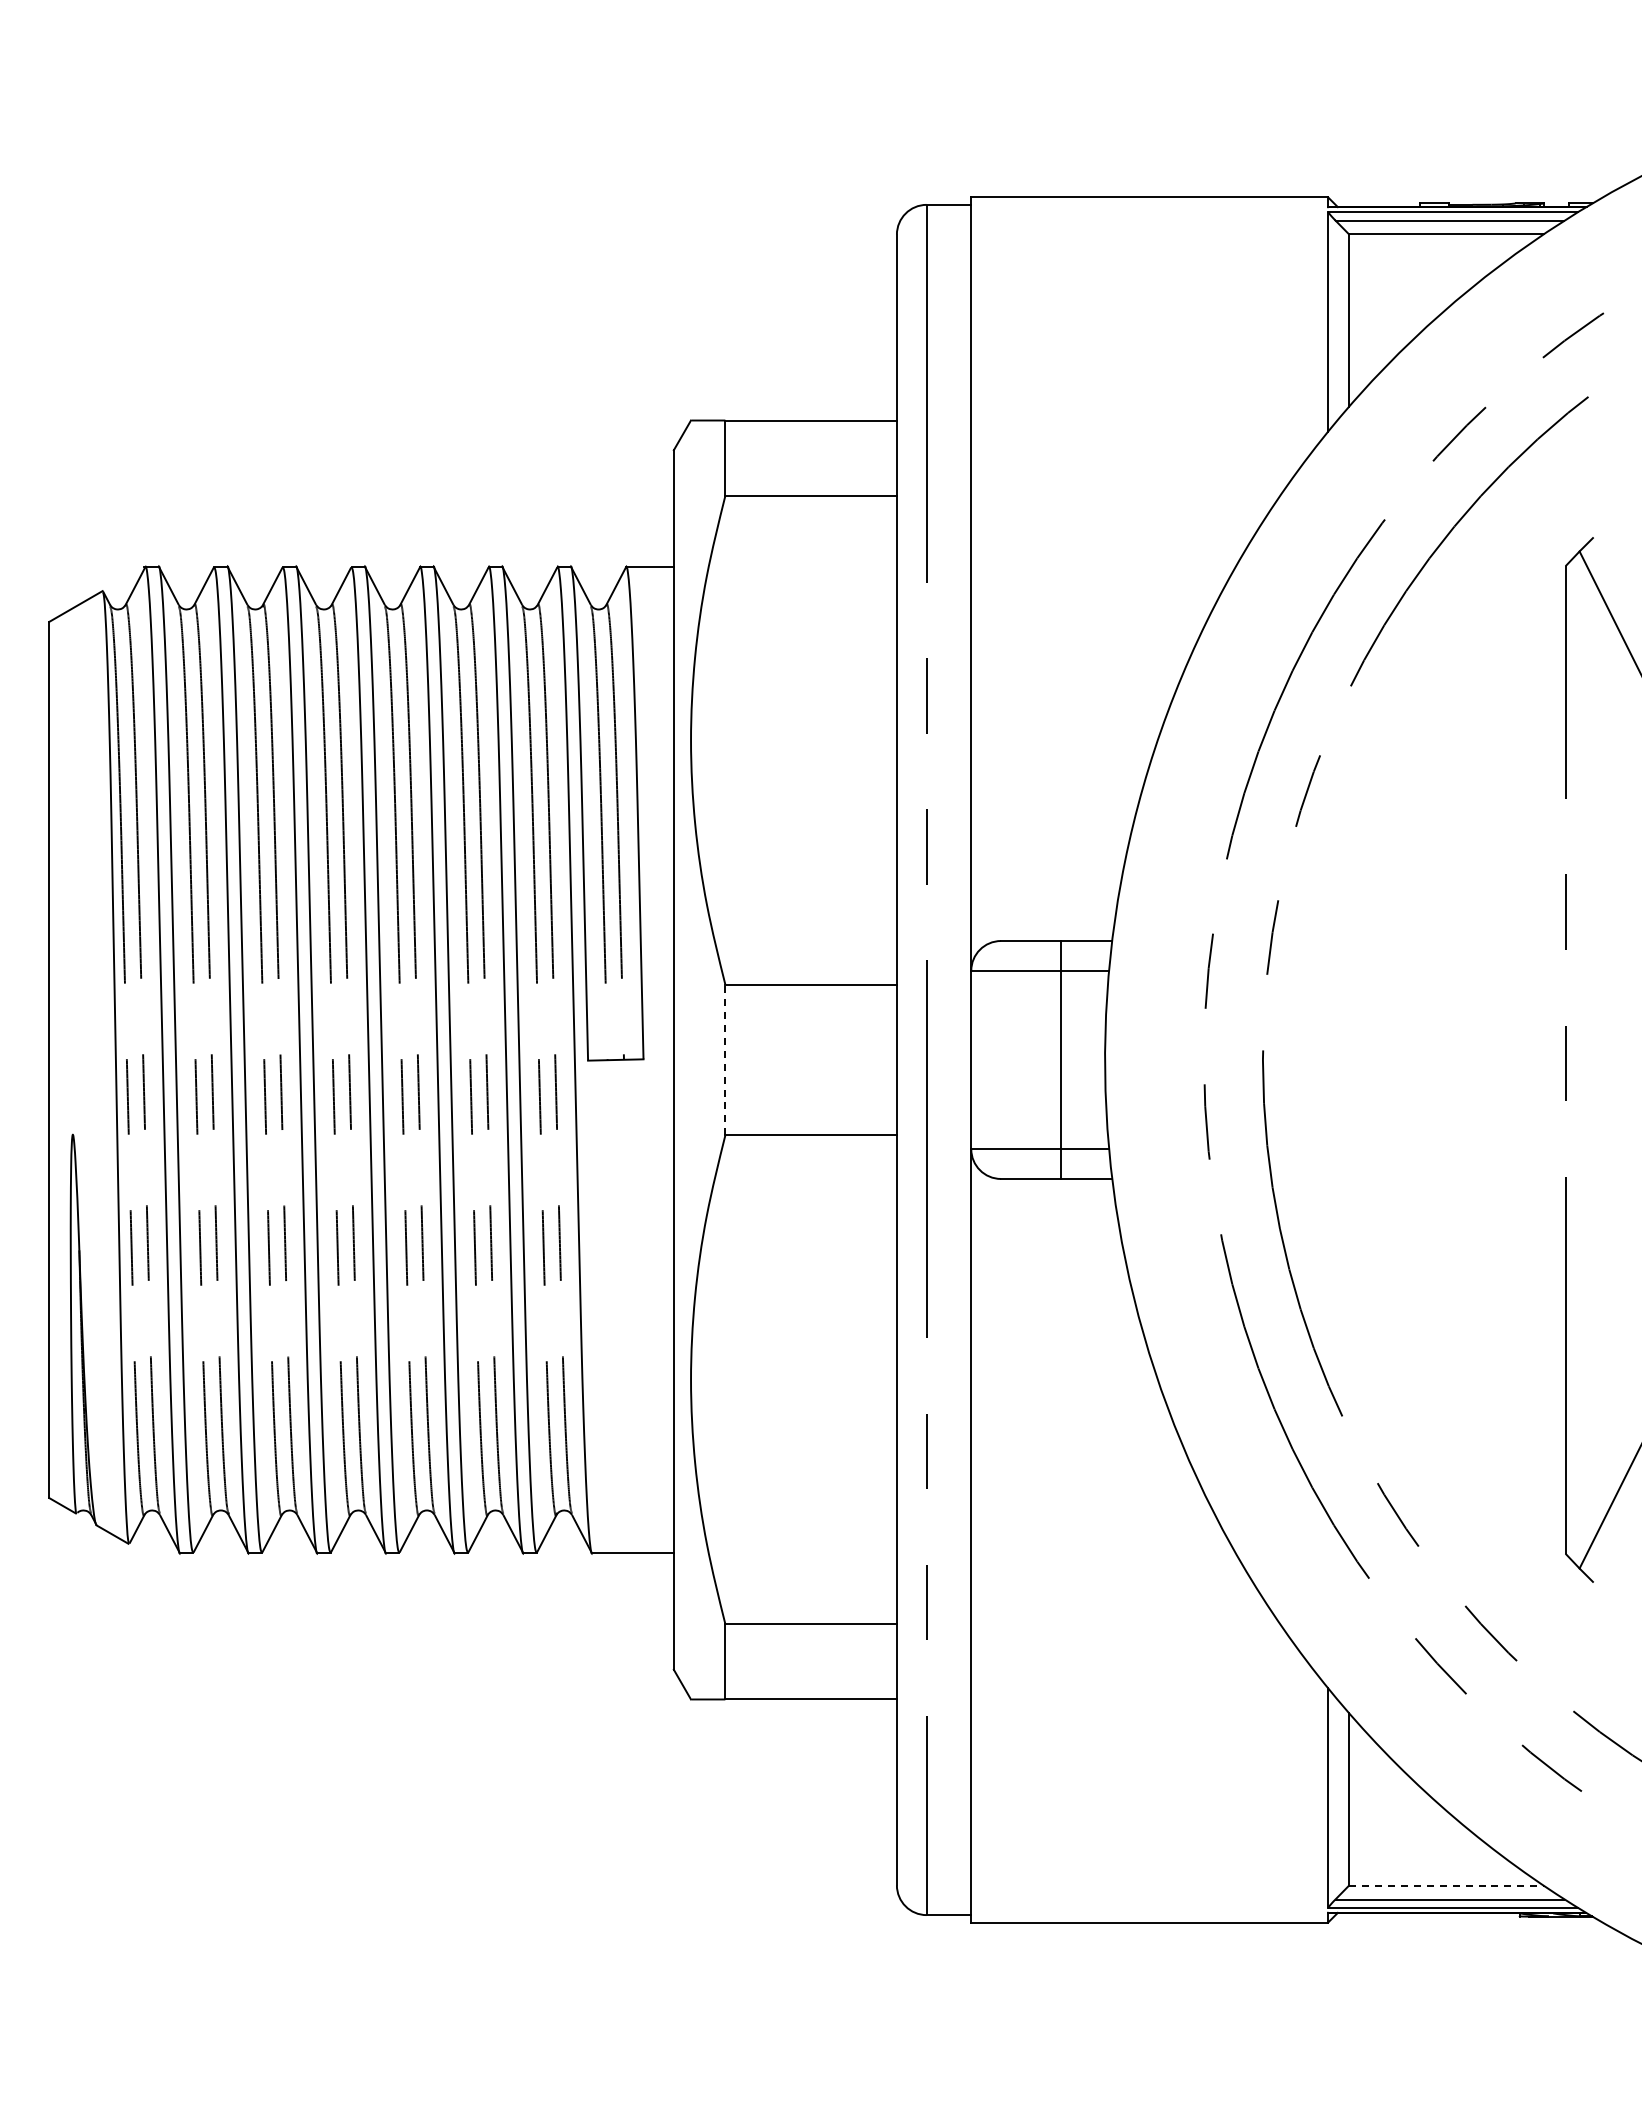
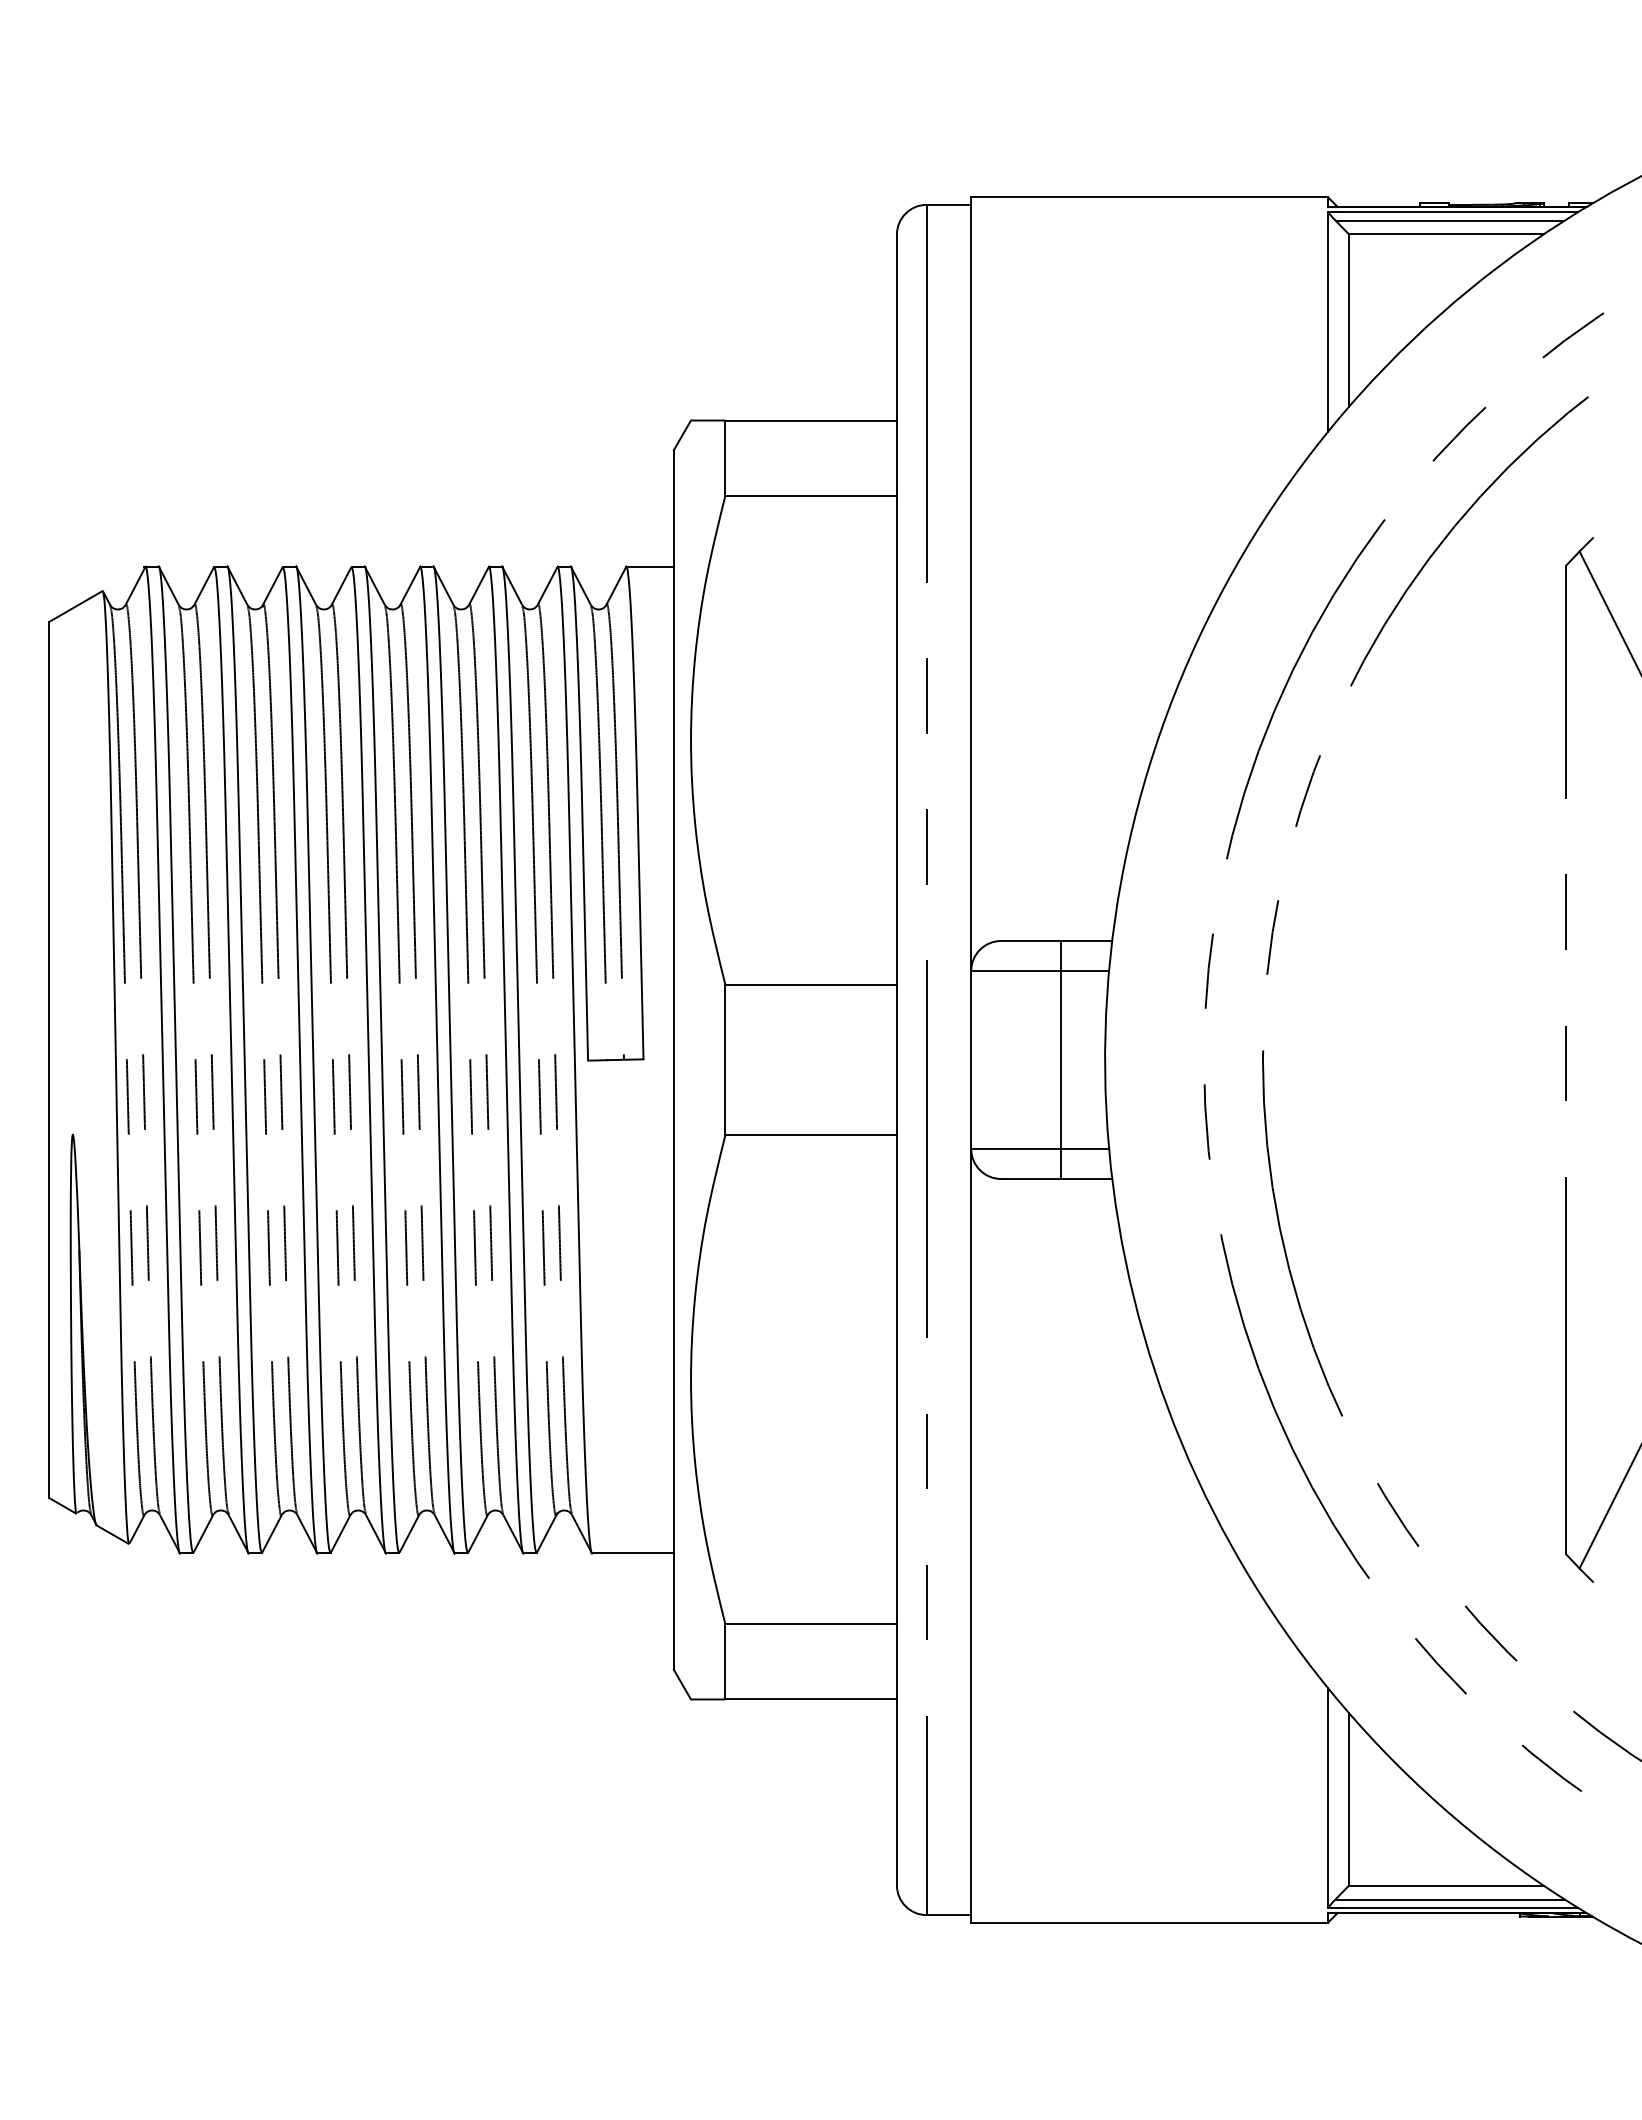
line: dashed -> solid (725, 1059)
line: dashed -> solid (1446, 1885)
